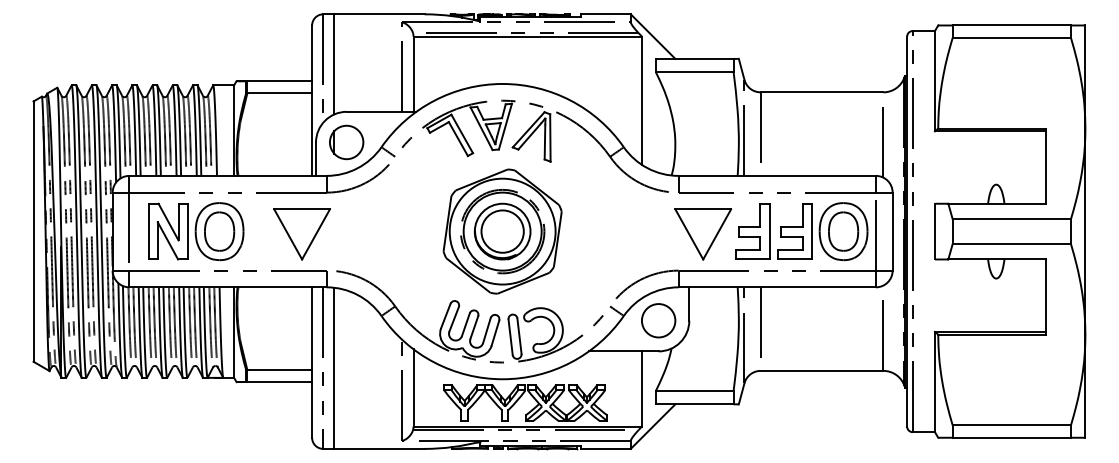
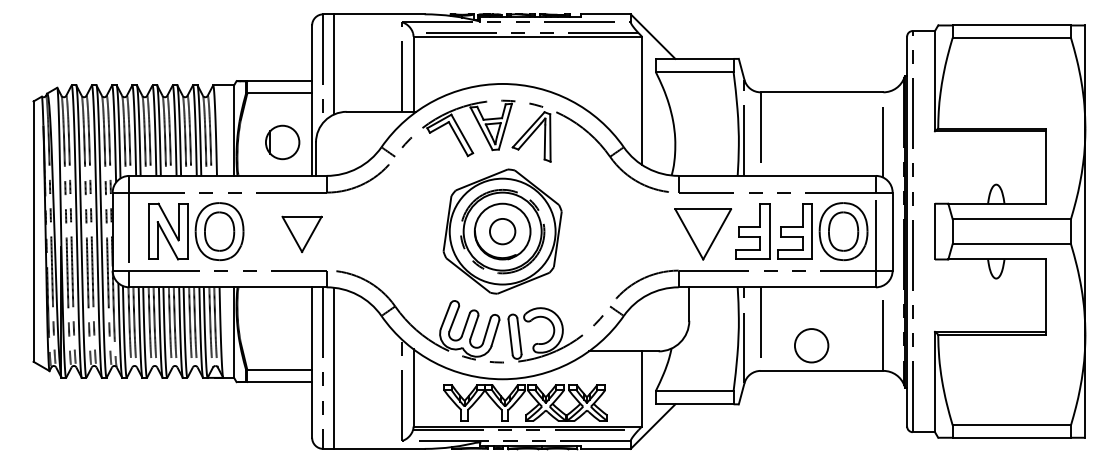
part position: (346, 142) -> (282, 142) (282, 142)
circle diameter: 42 px -> 25 px (502, 231)
part size: 58x53 px -> 42x38 px (301, 233)
circle position: (658, 320) -> (811, 345) (811, 345)
